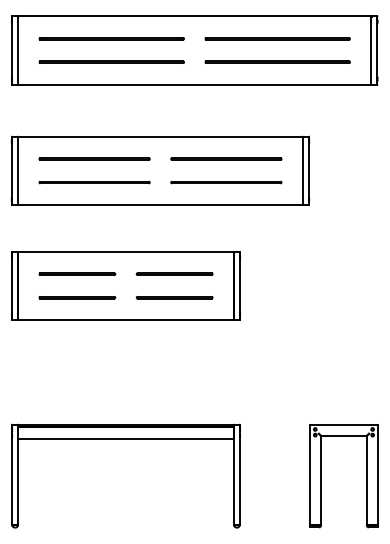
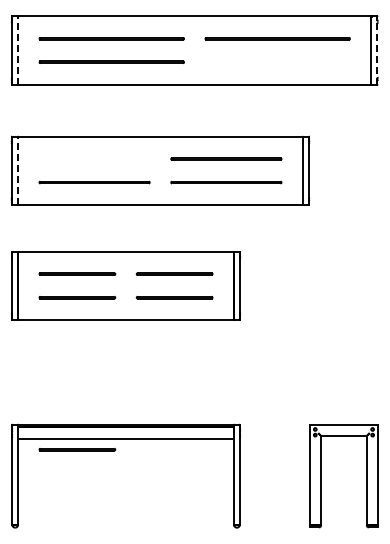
line: solid -> dashed (18, 50)
line: solid -> dashed (377, 50)
line: present -> none (277, 61)
line: present -> none (94, 158)
line: solid -> dashed (18, 170)
line: none -> present (77, 449)
